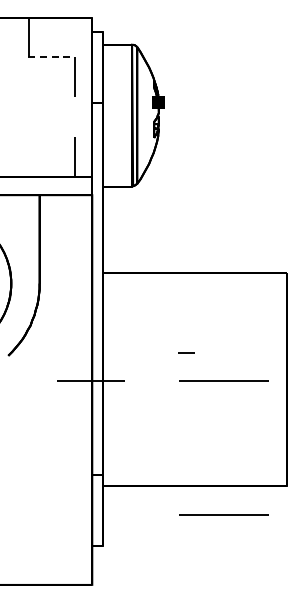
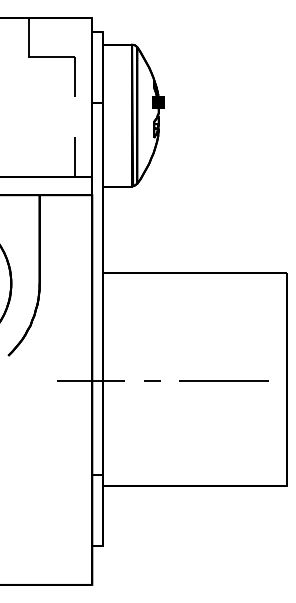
line: dashed -> solid (52, 57)
line position: (186, 352) -> (152, 380) (152, 380)
line: present -> none (223, 514)
